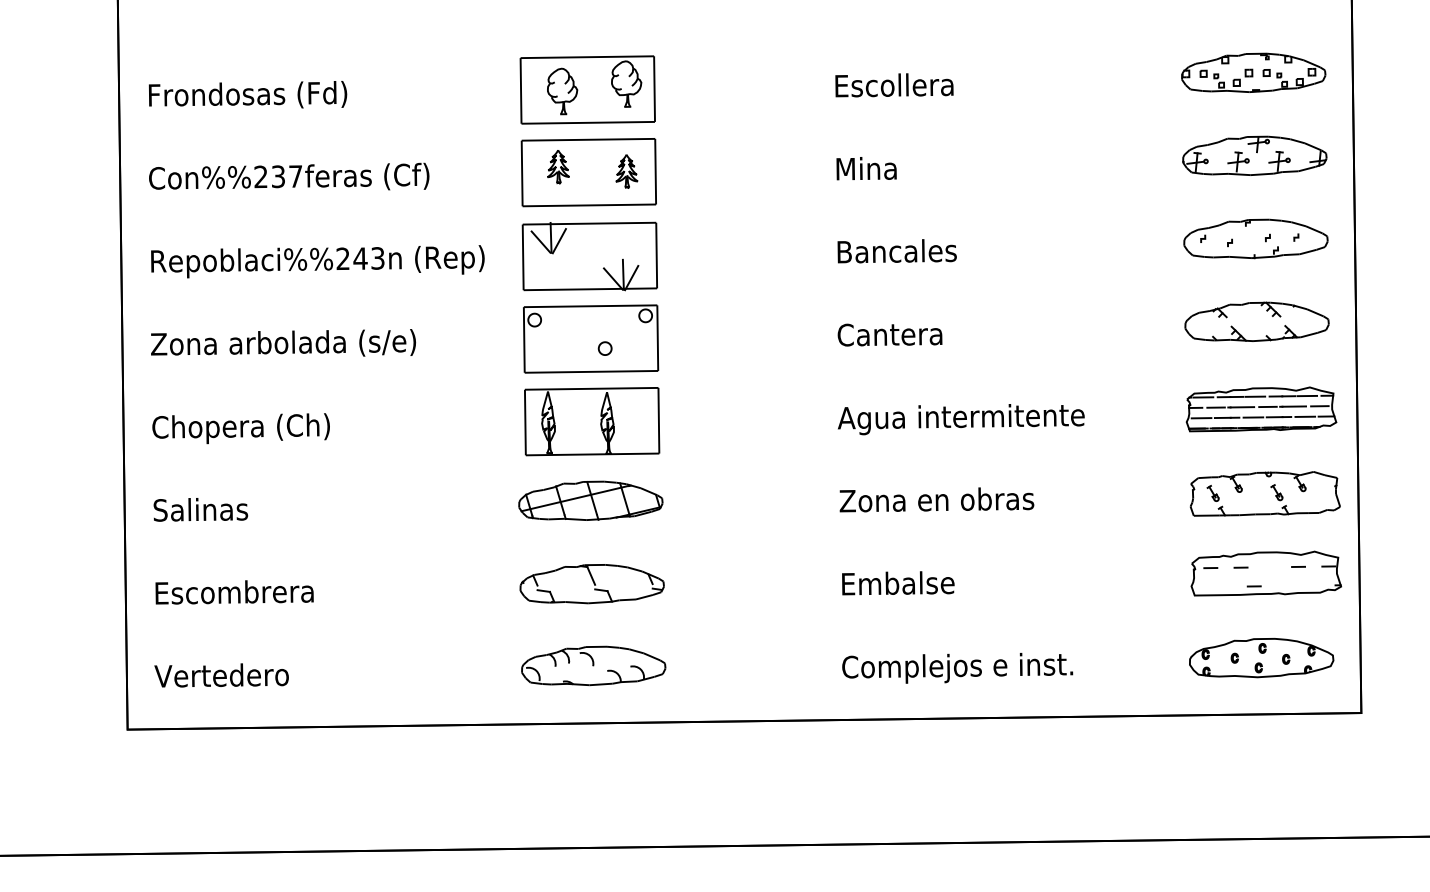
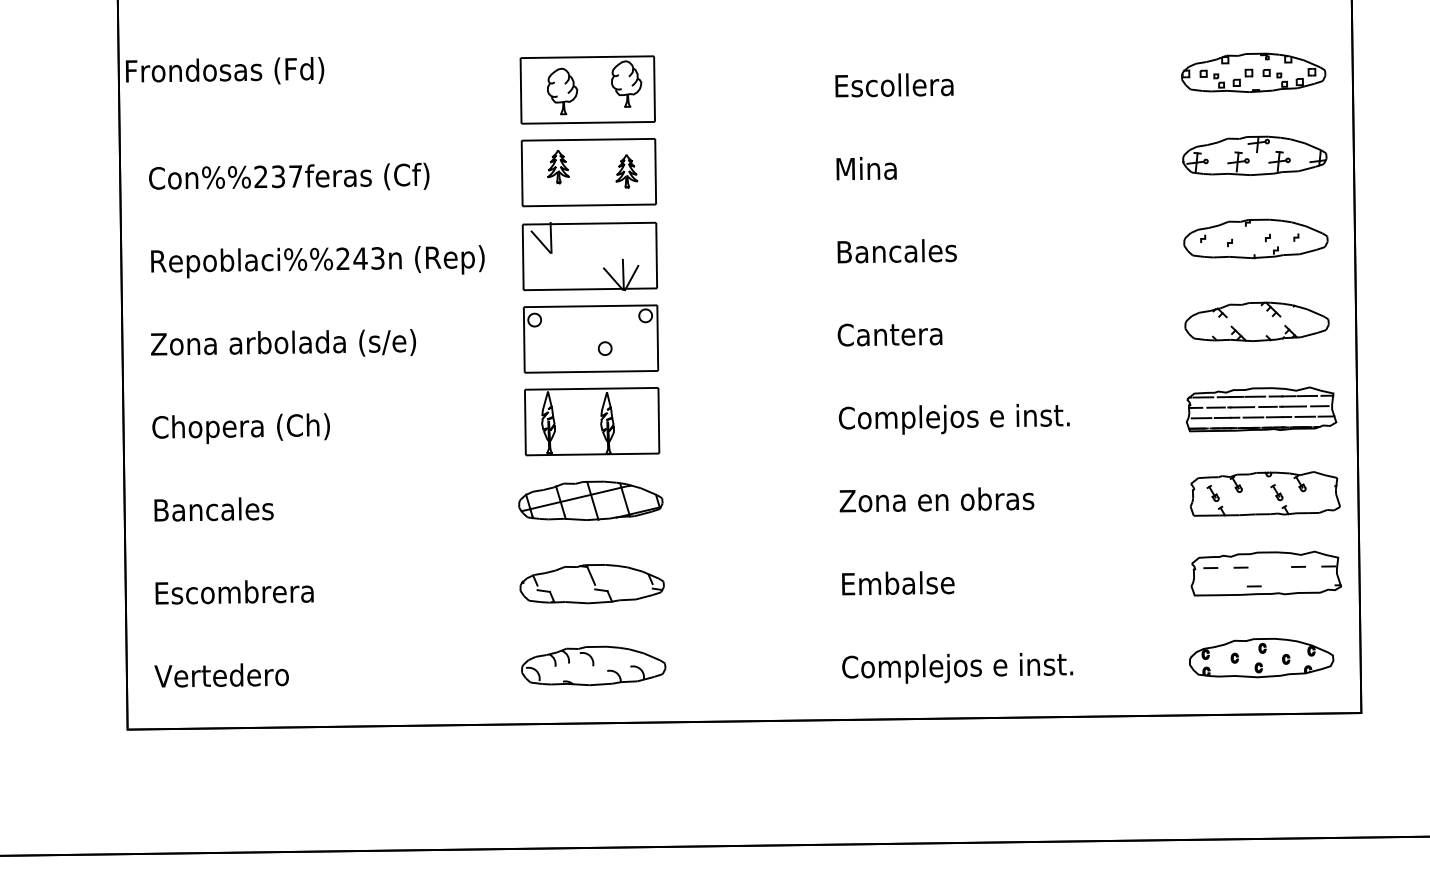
text position: (247, 94) -> (224, 70) (224, 70)
line: present -> none (558, 241)
text: Agua intermitente -> Complejos e inst. (960, 419)
text: Salinas -> Bancales (213, 509)
